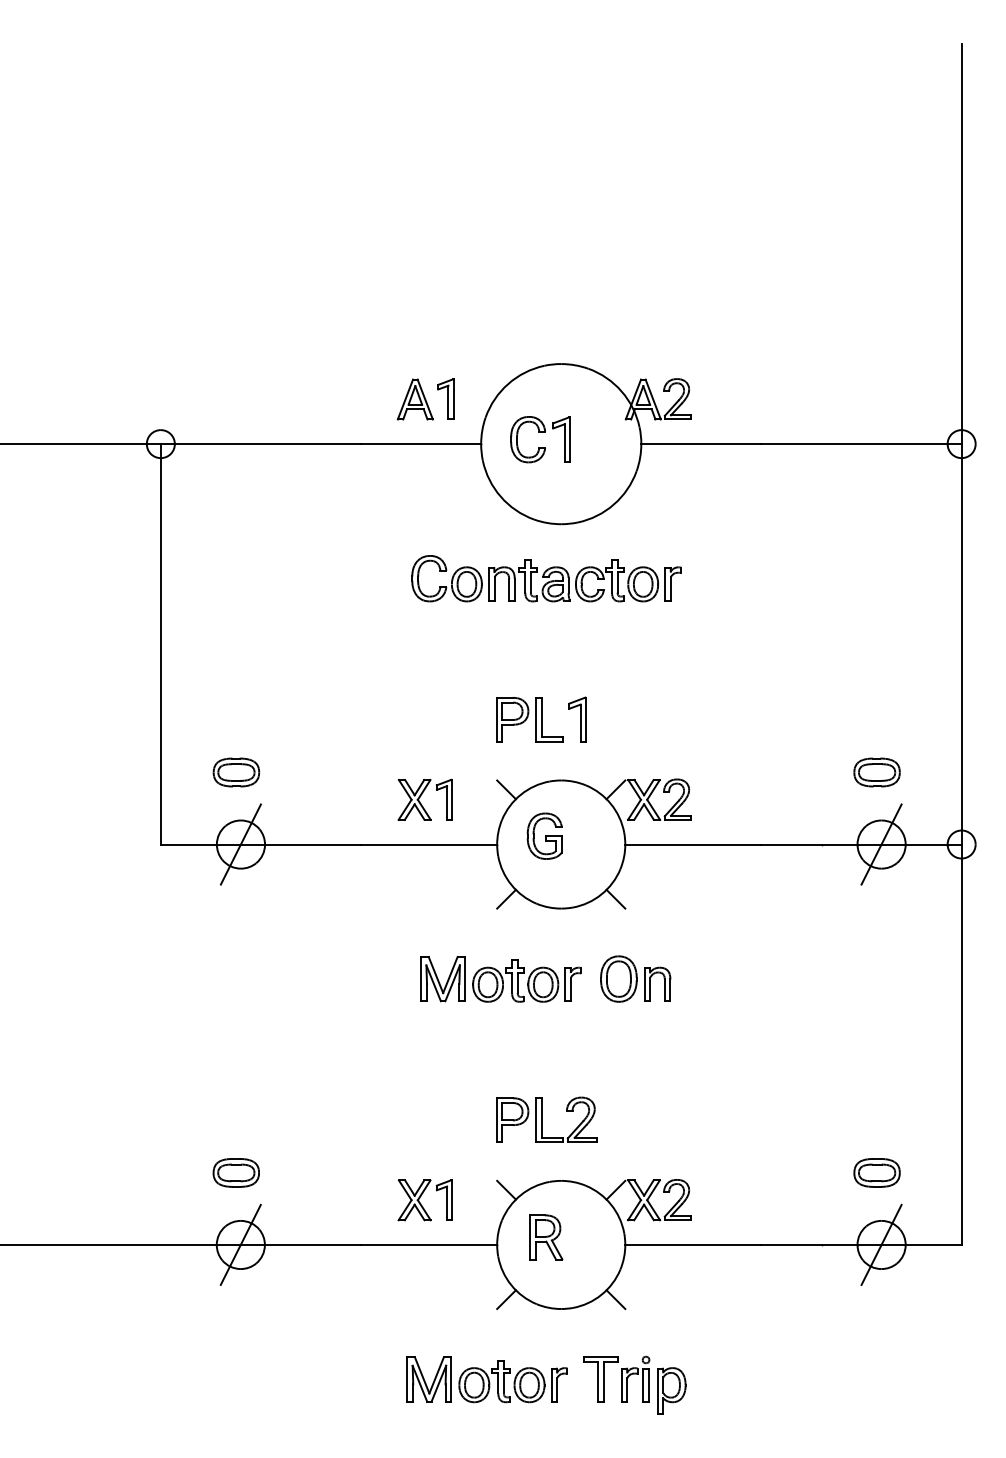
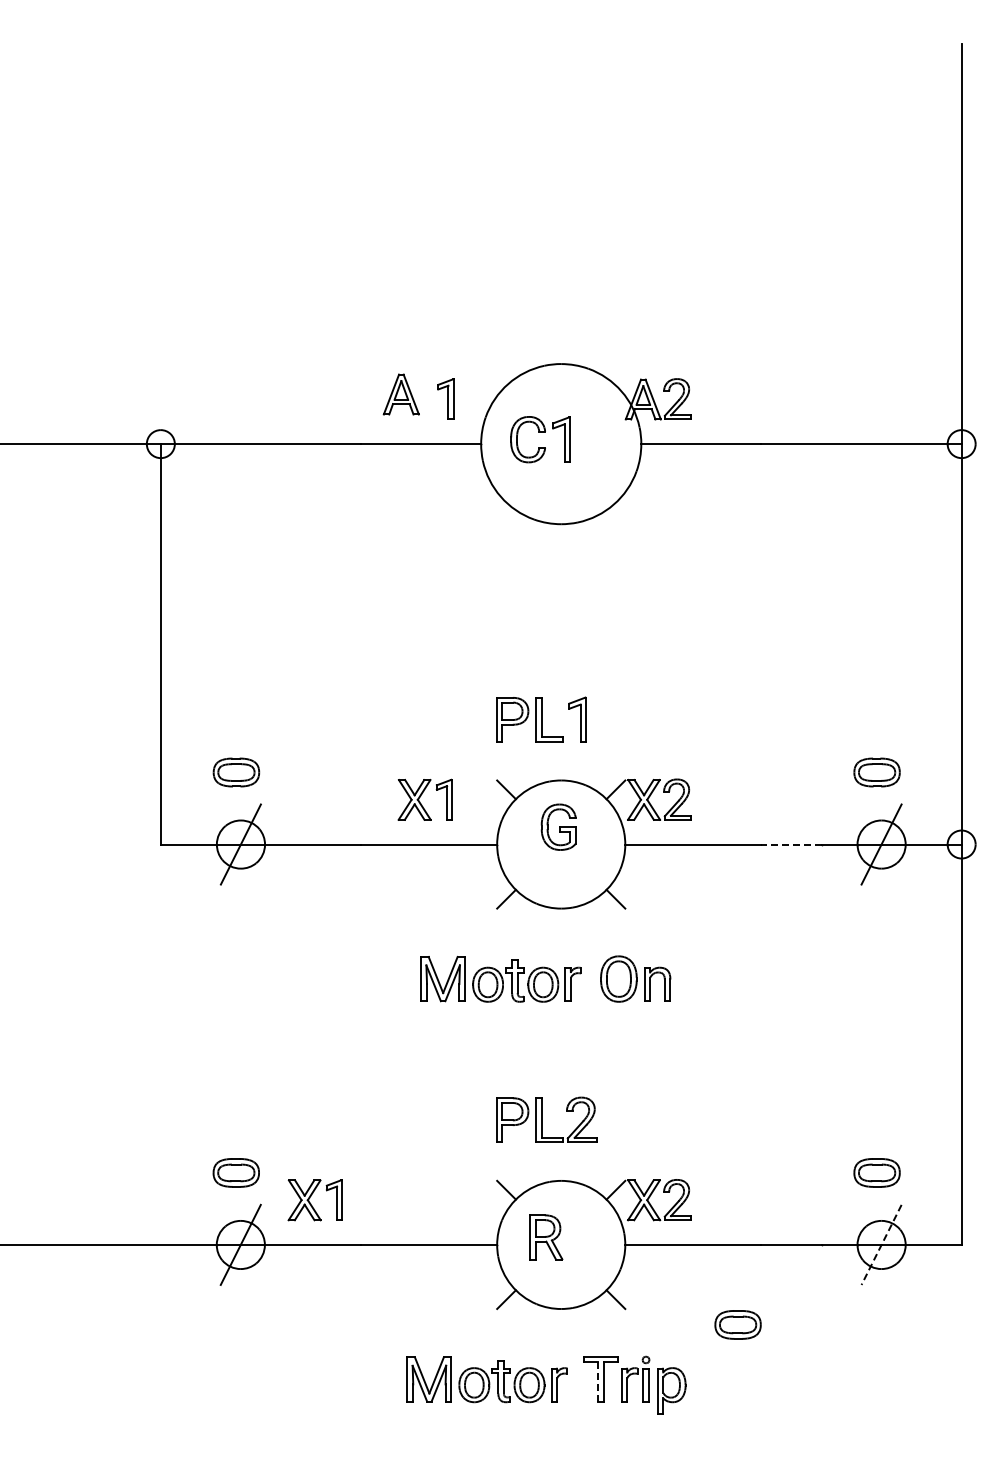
part position: (414, 399) -> (400, 394) (400, 394)
part: present -> none (546, 578)
part position: (544, 835) -> (558, 826) (558, 826)
line: solid -> dashed (790, 844)
part position: (424, 1200) -> (314, 1200) (314, 1200)
line: solid -> dashed (881, 1244)
part: none -> present (737, 1324)
line: solid -> dashed (598, 1381)
